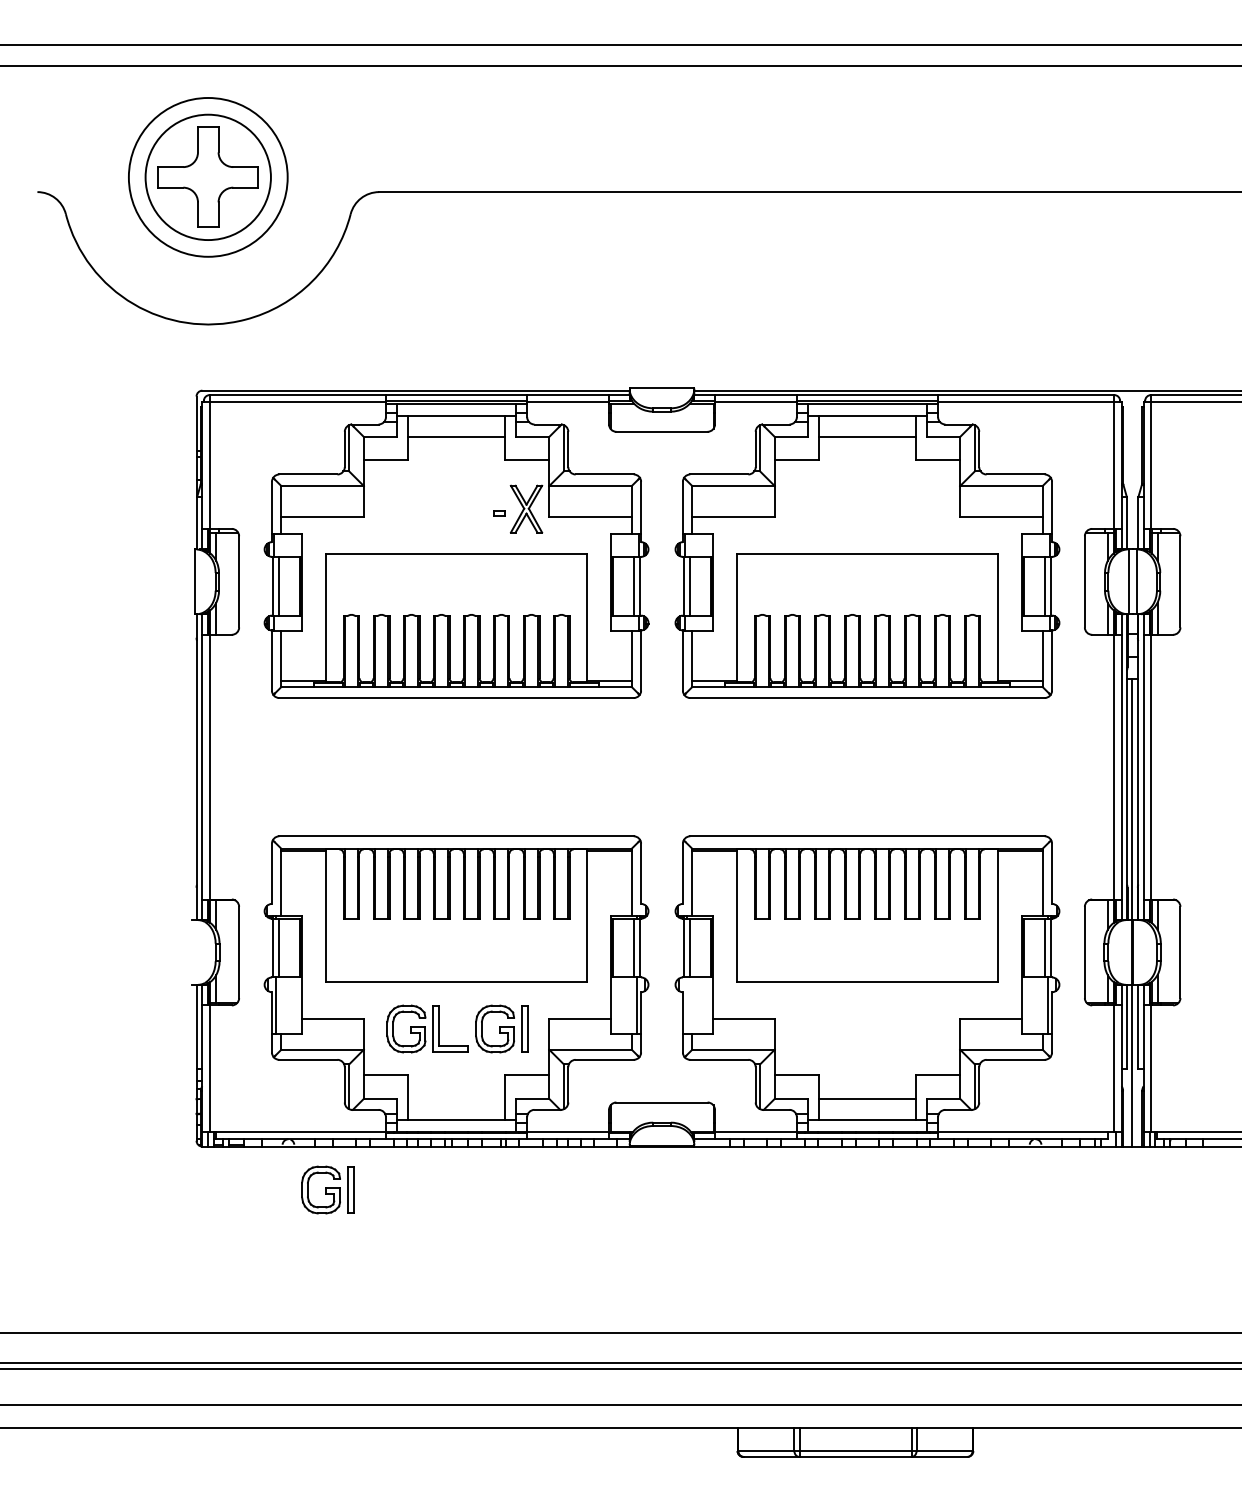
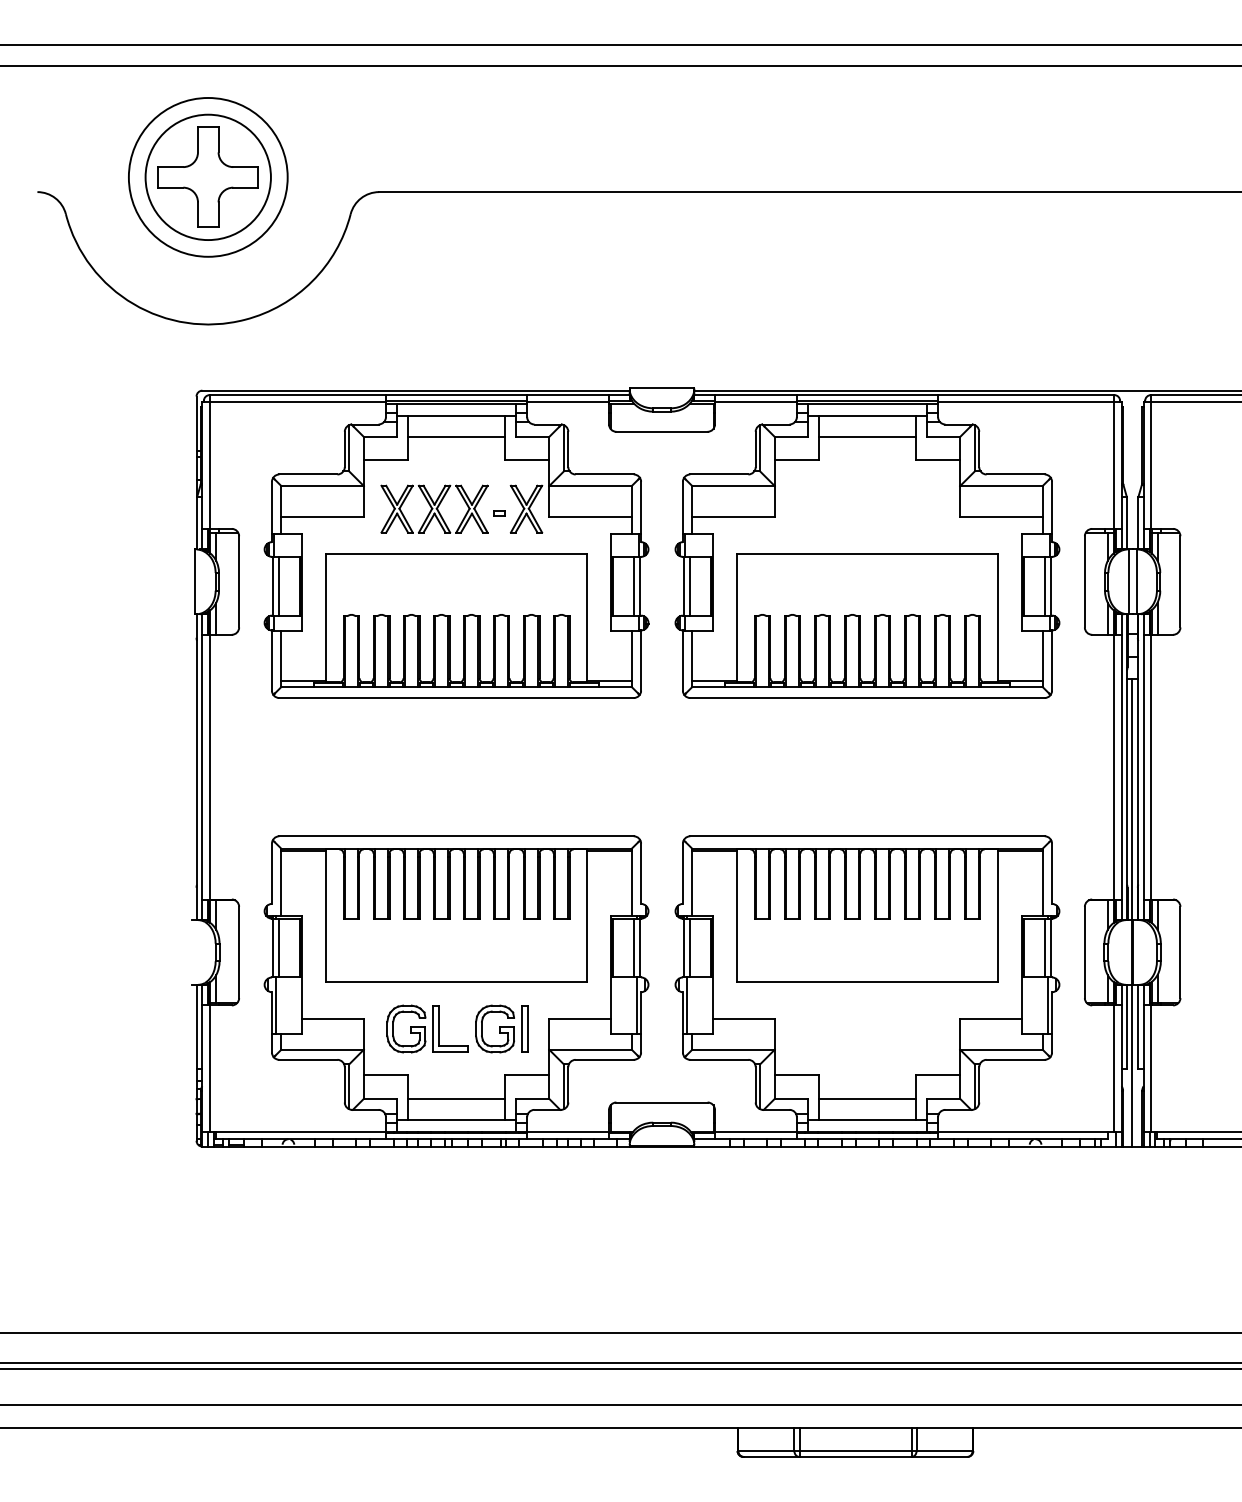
part: none -> present (434, 508)
line: none -> present (686, 1005)
line: none -> present (456, 1098)
part: present -> none (327, 1189)
